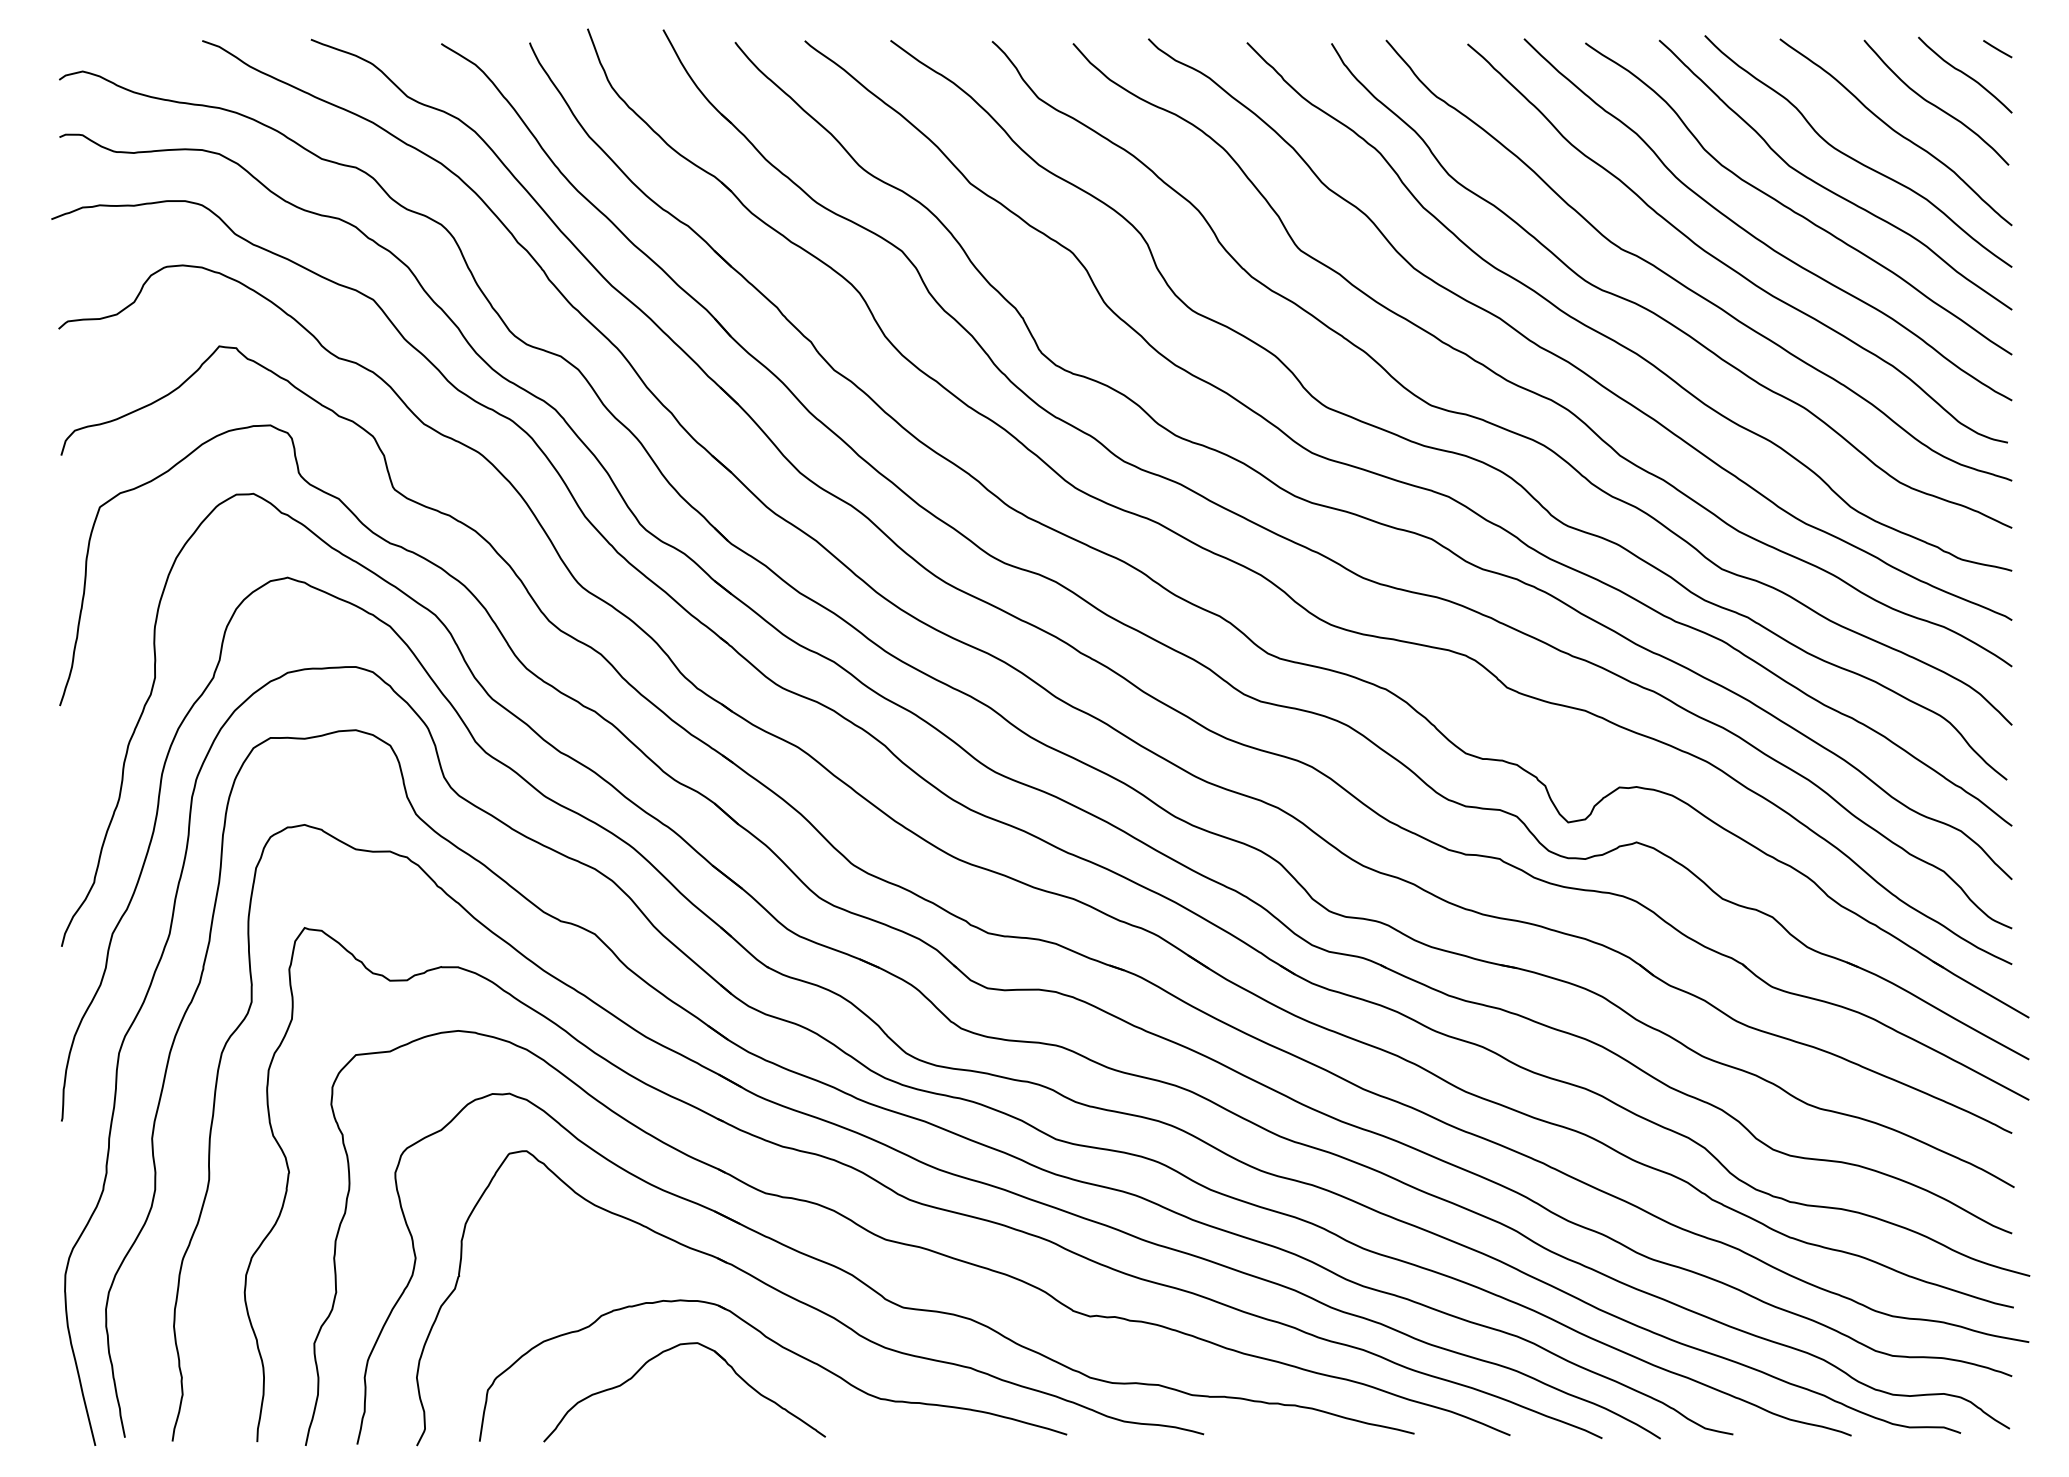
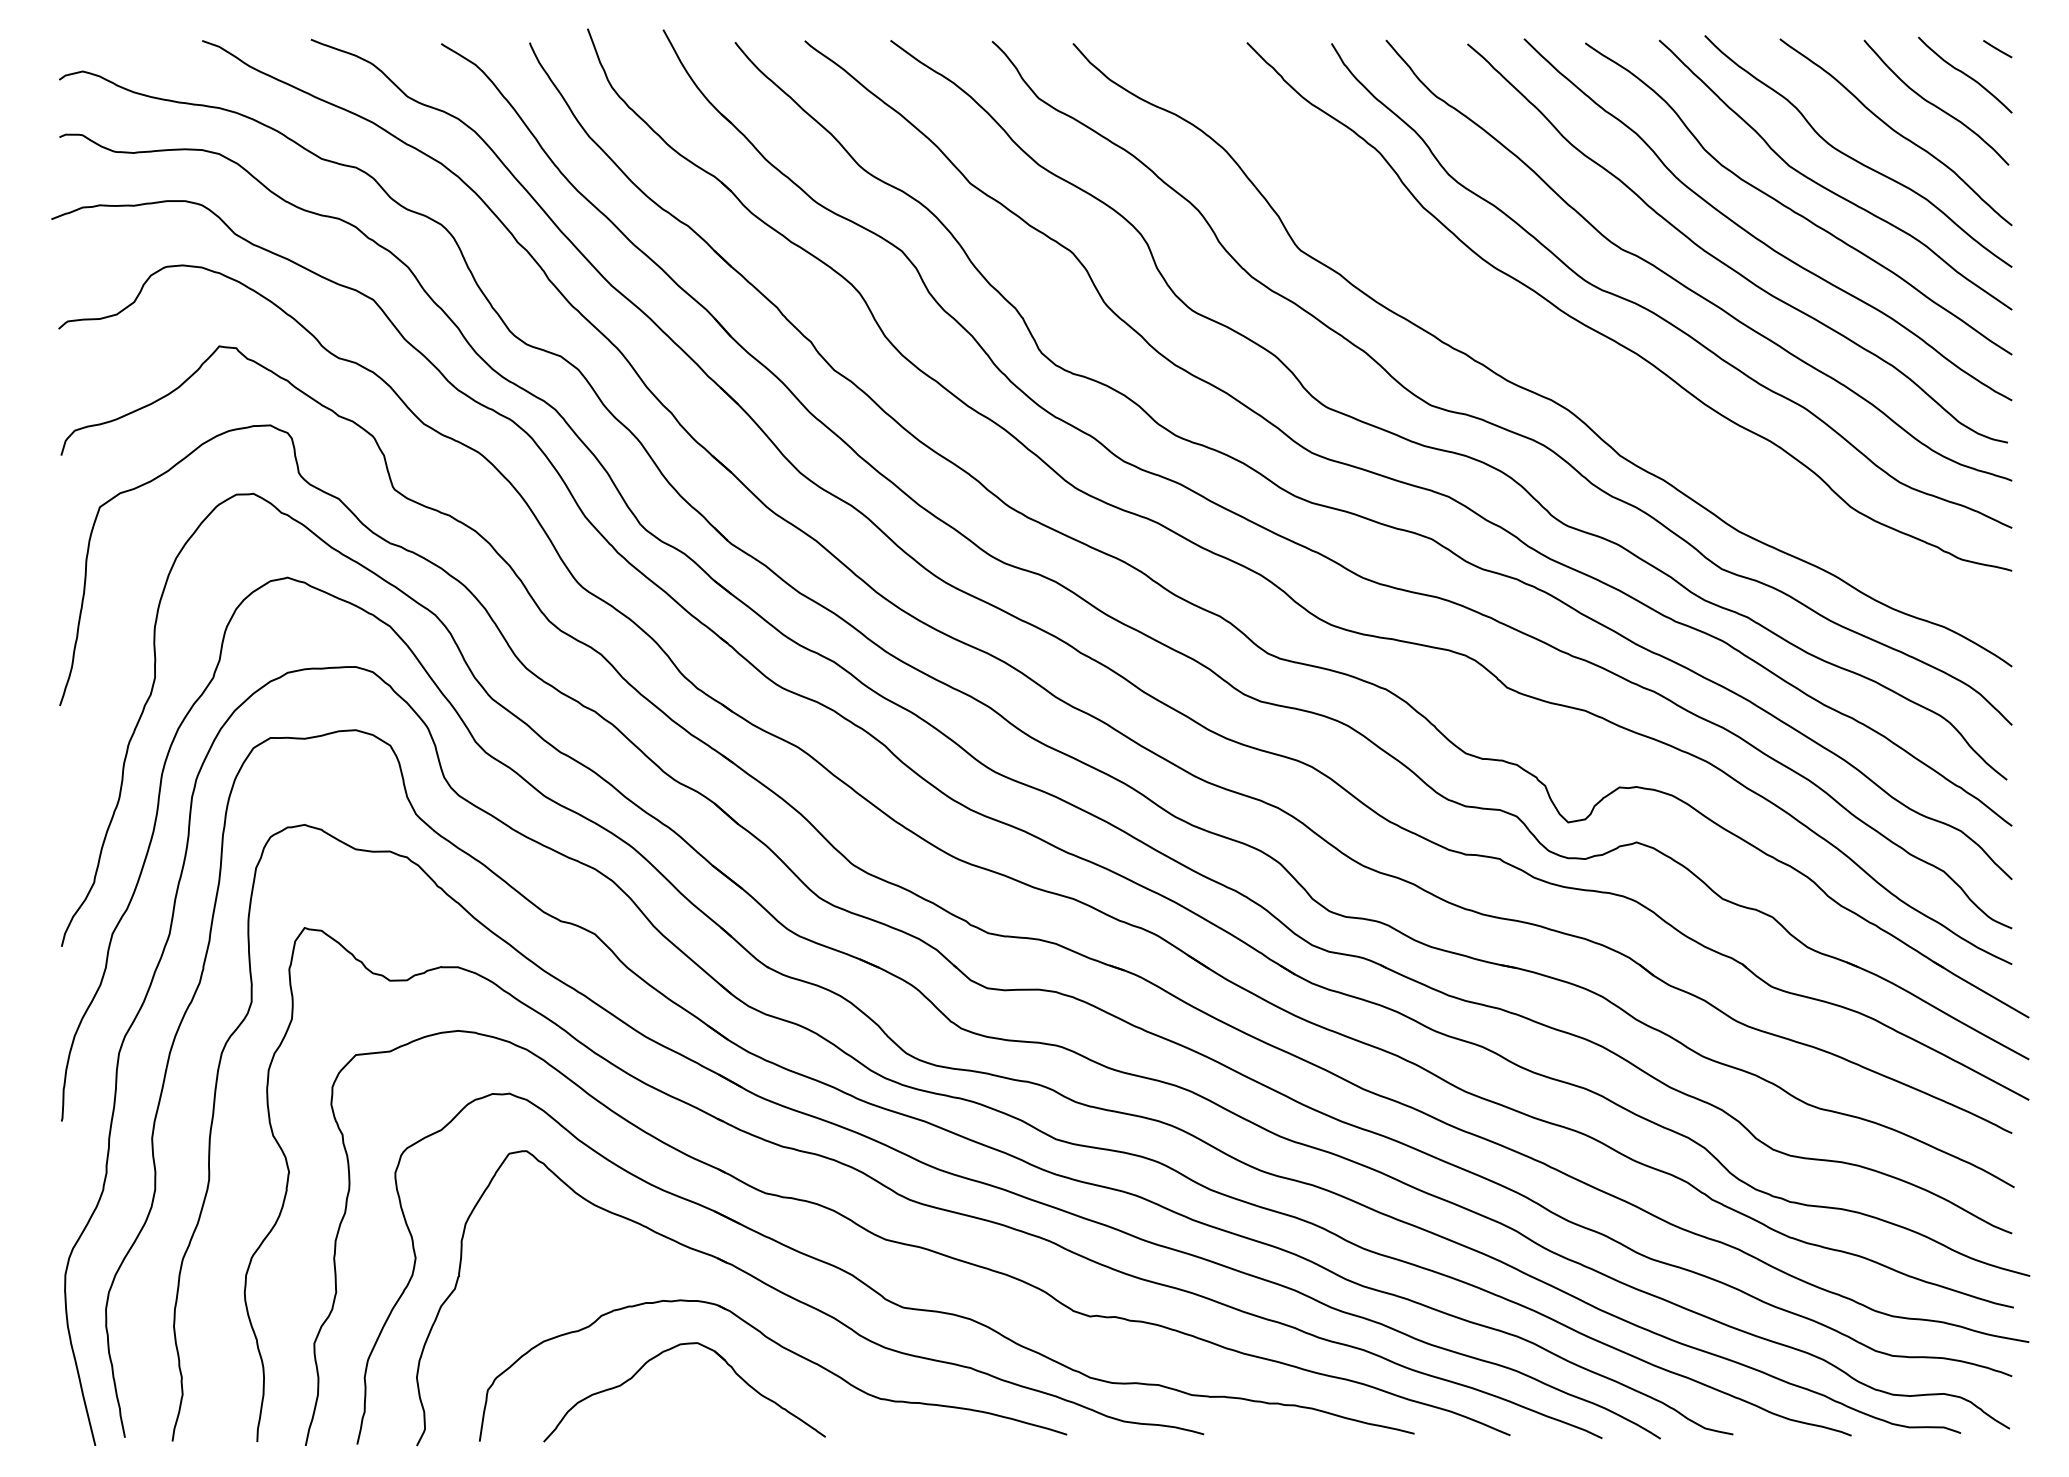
curve: present -> none (1562, 357)
